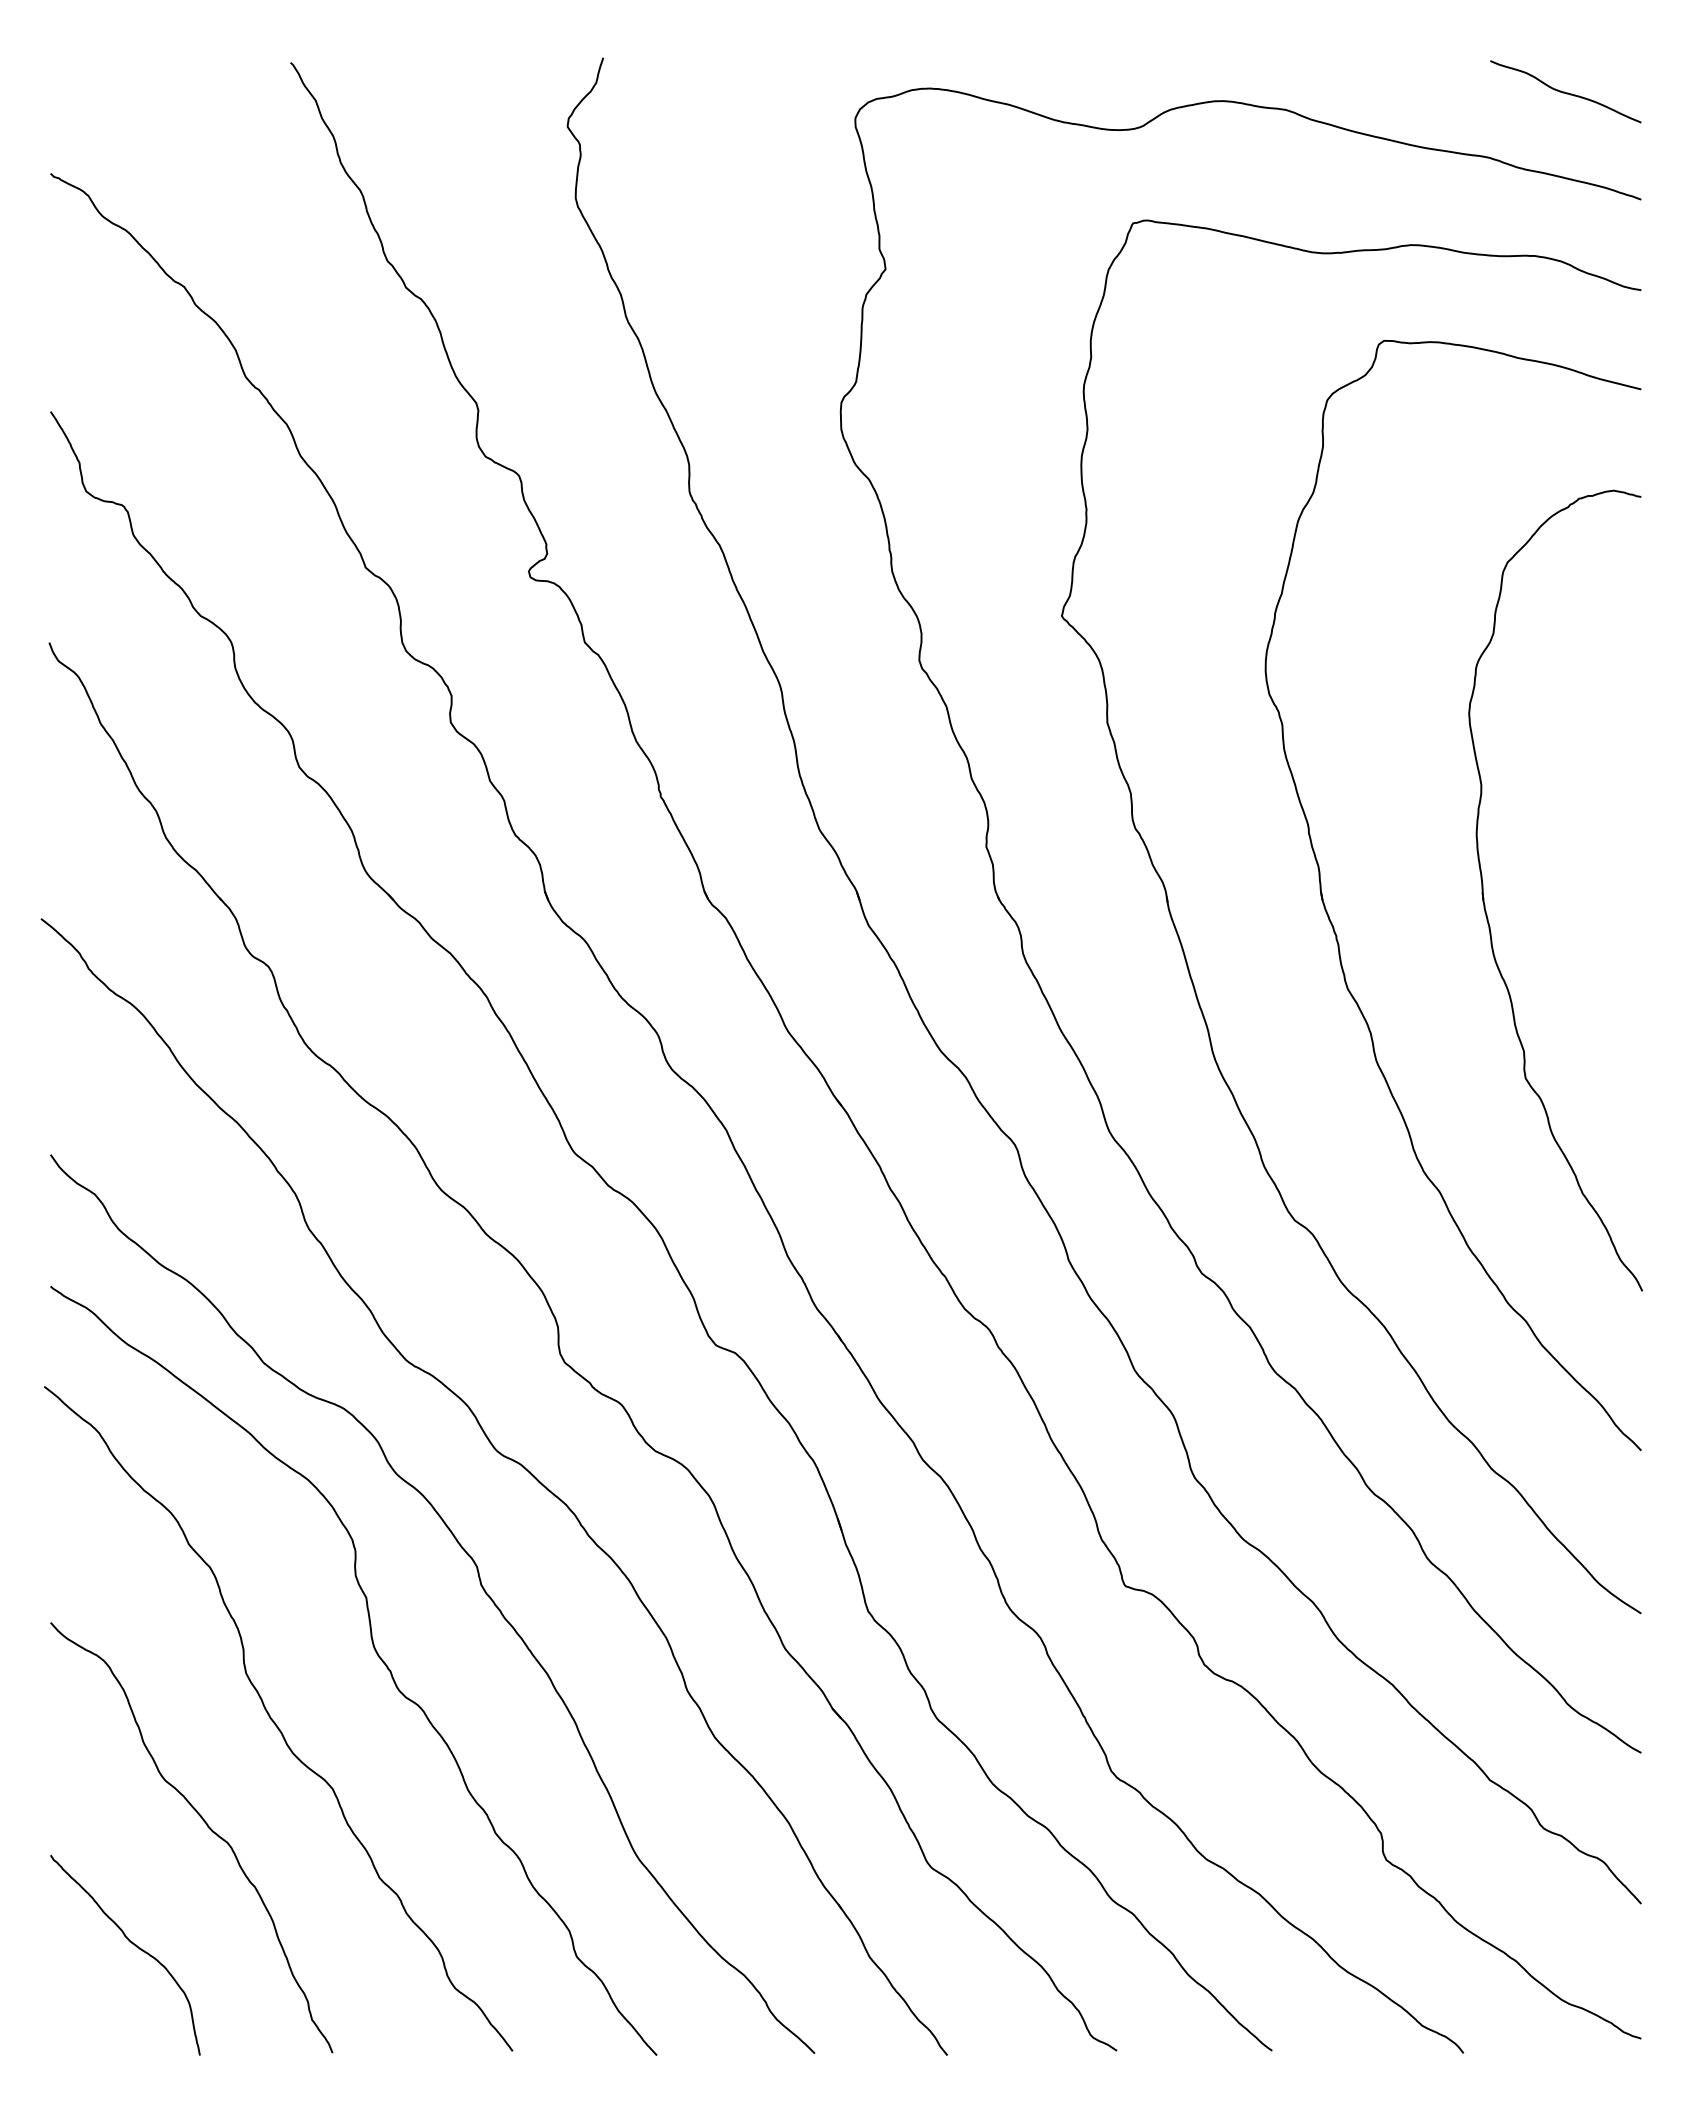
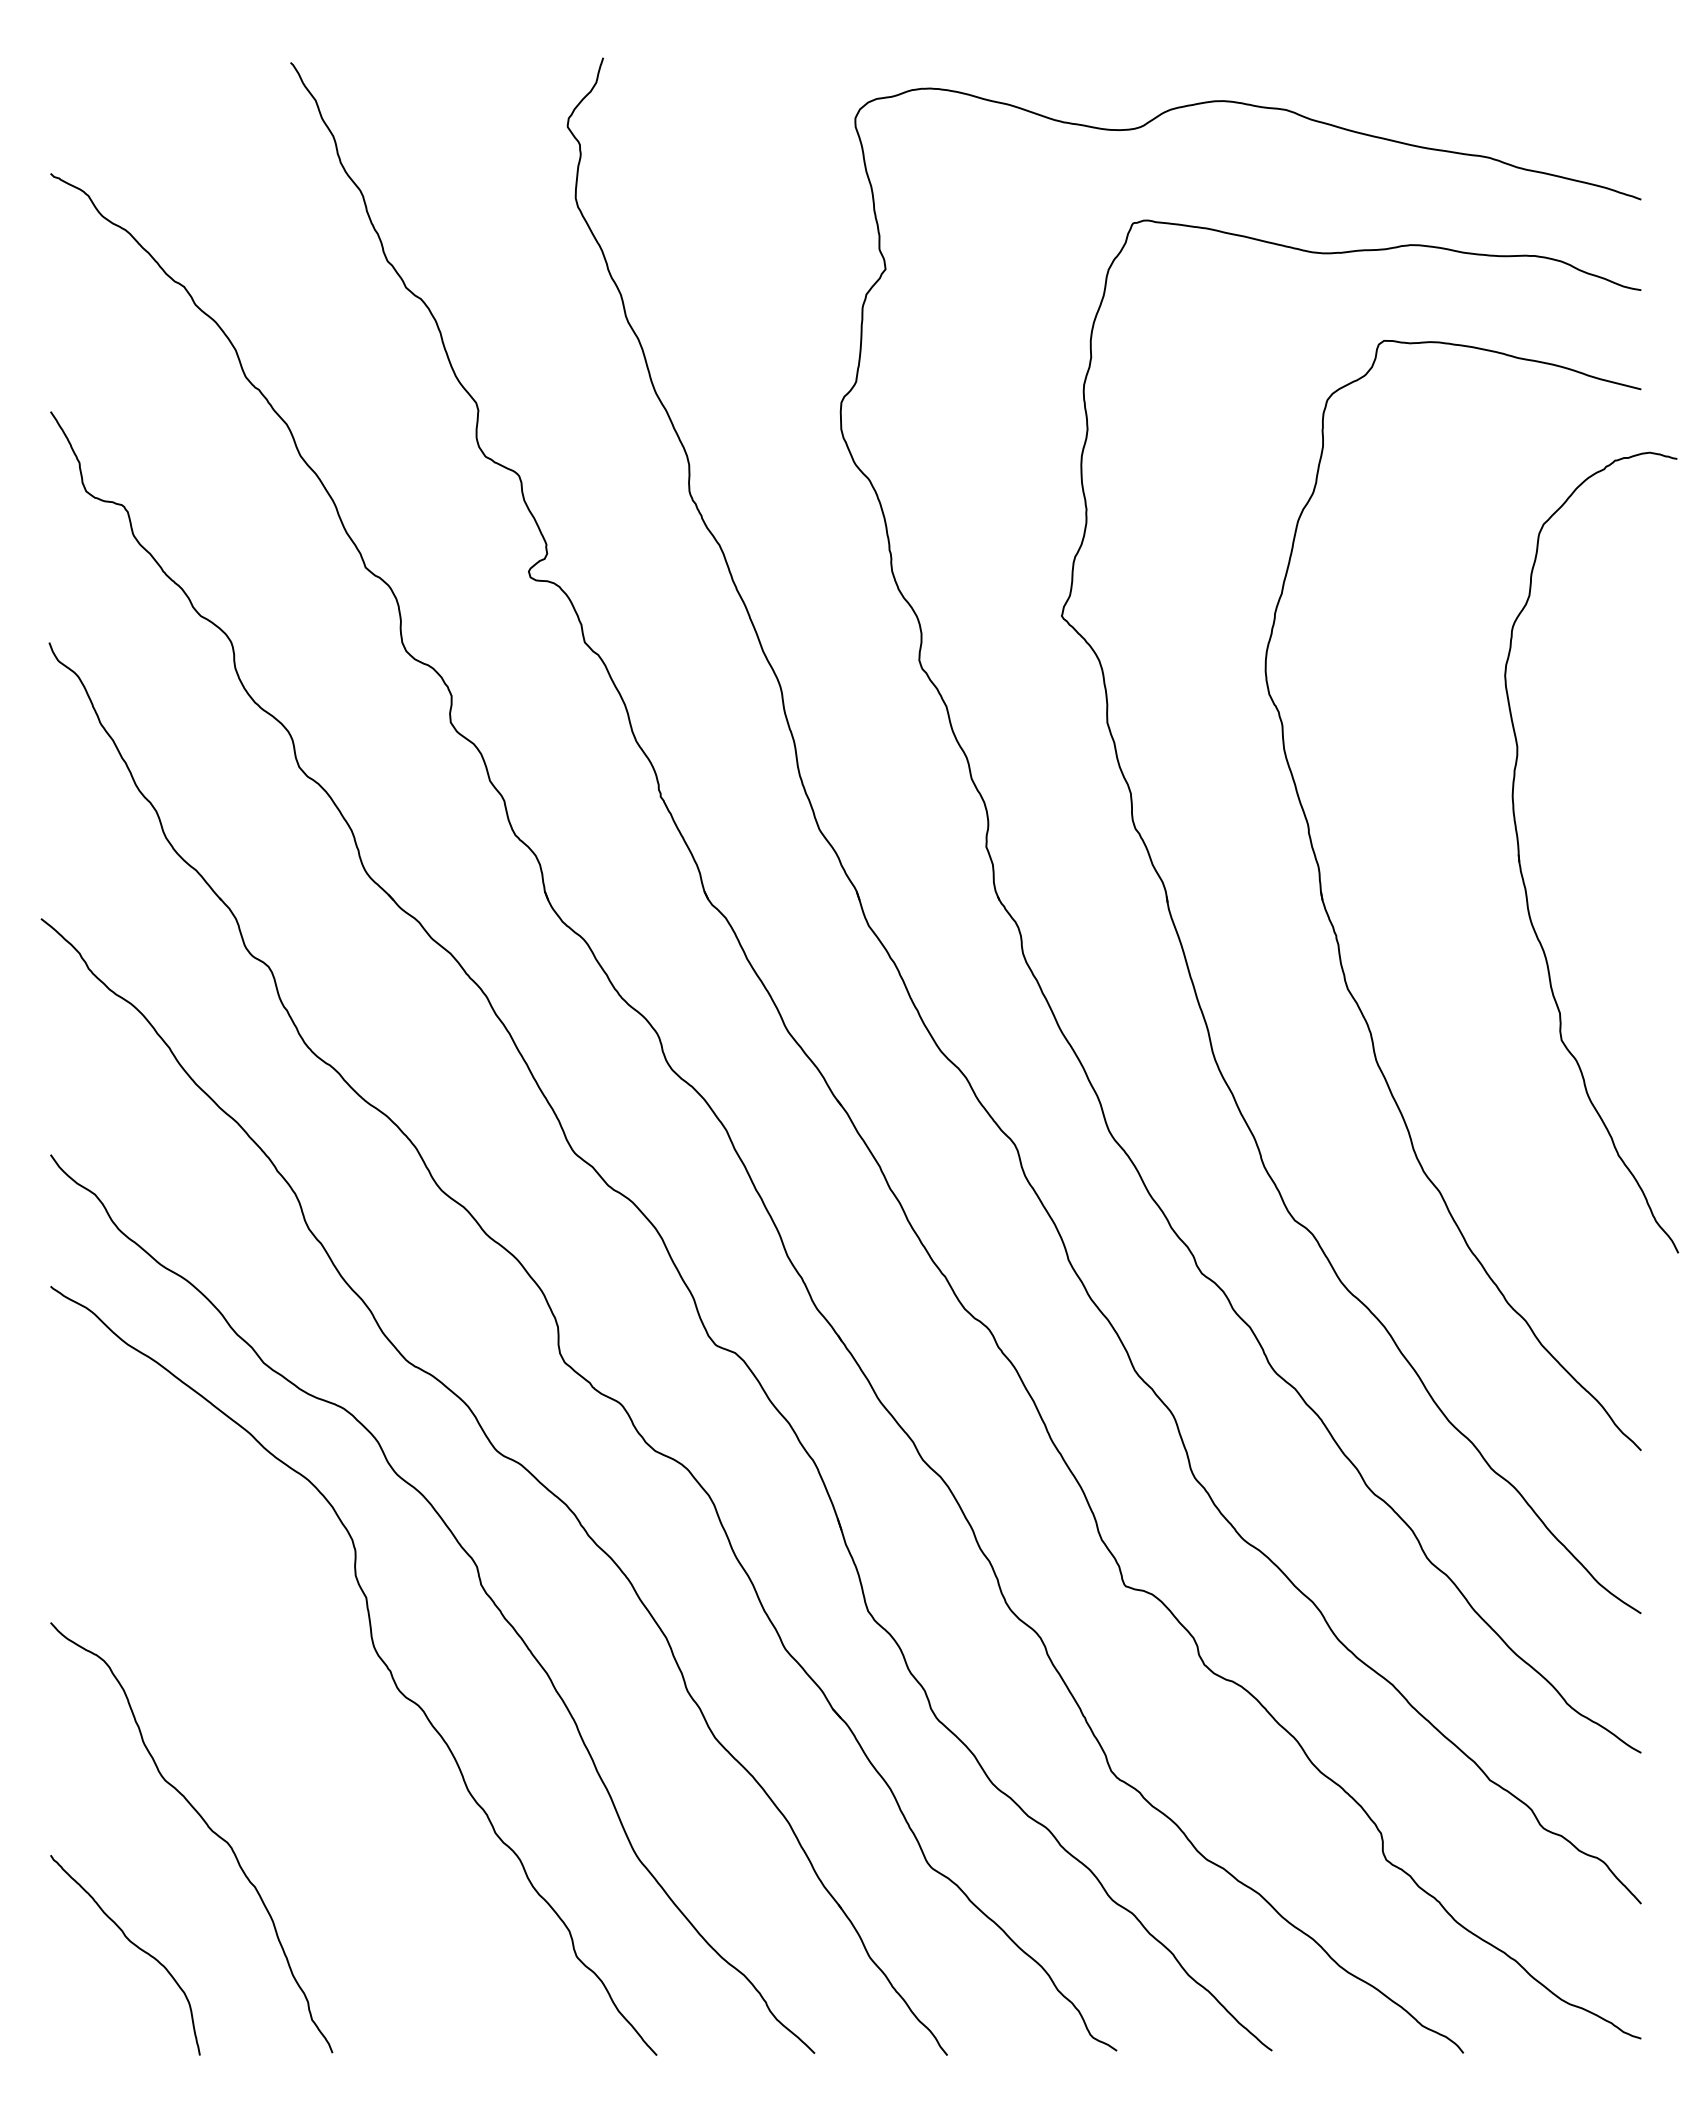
curve: present -> none (1564, 91)
part position: (1484, 897) -> (1520, 859) (1520, 859)
curve: present -> none (274, 1721)
